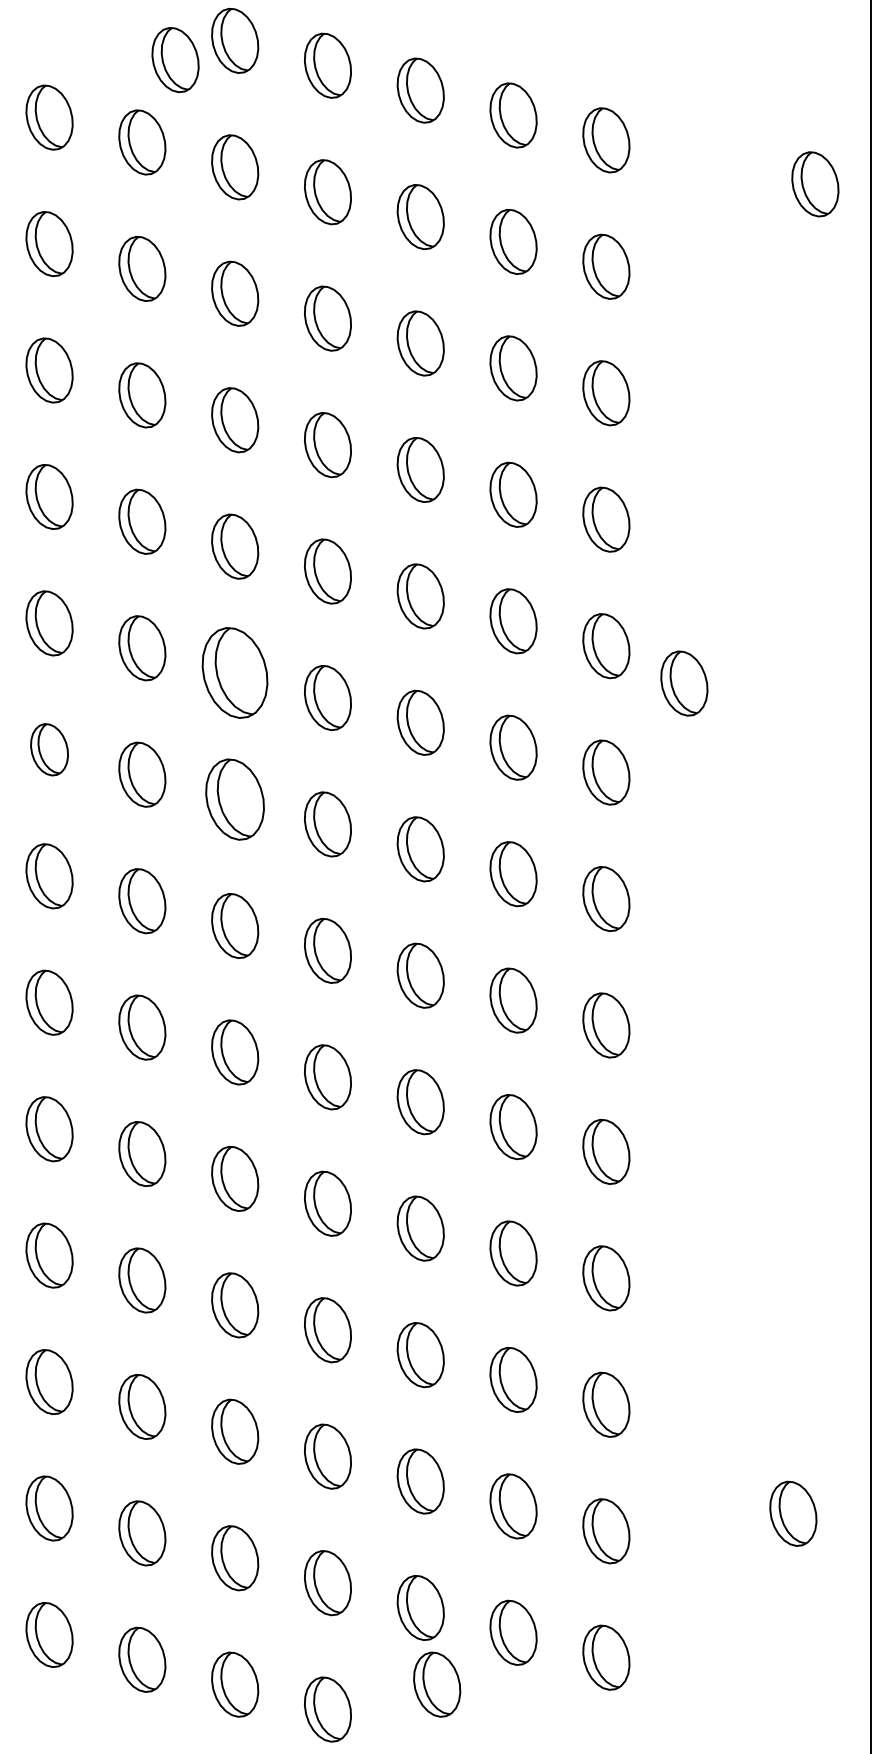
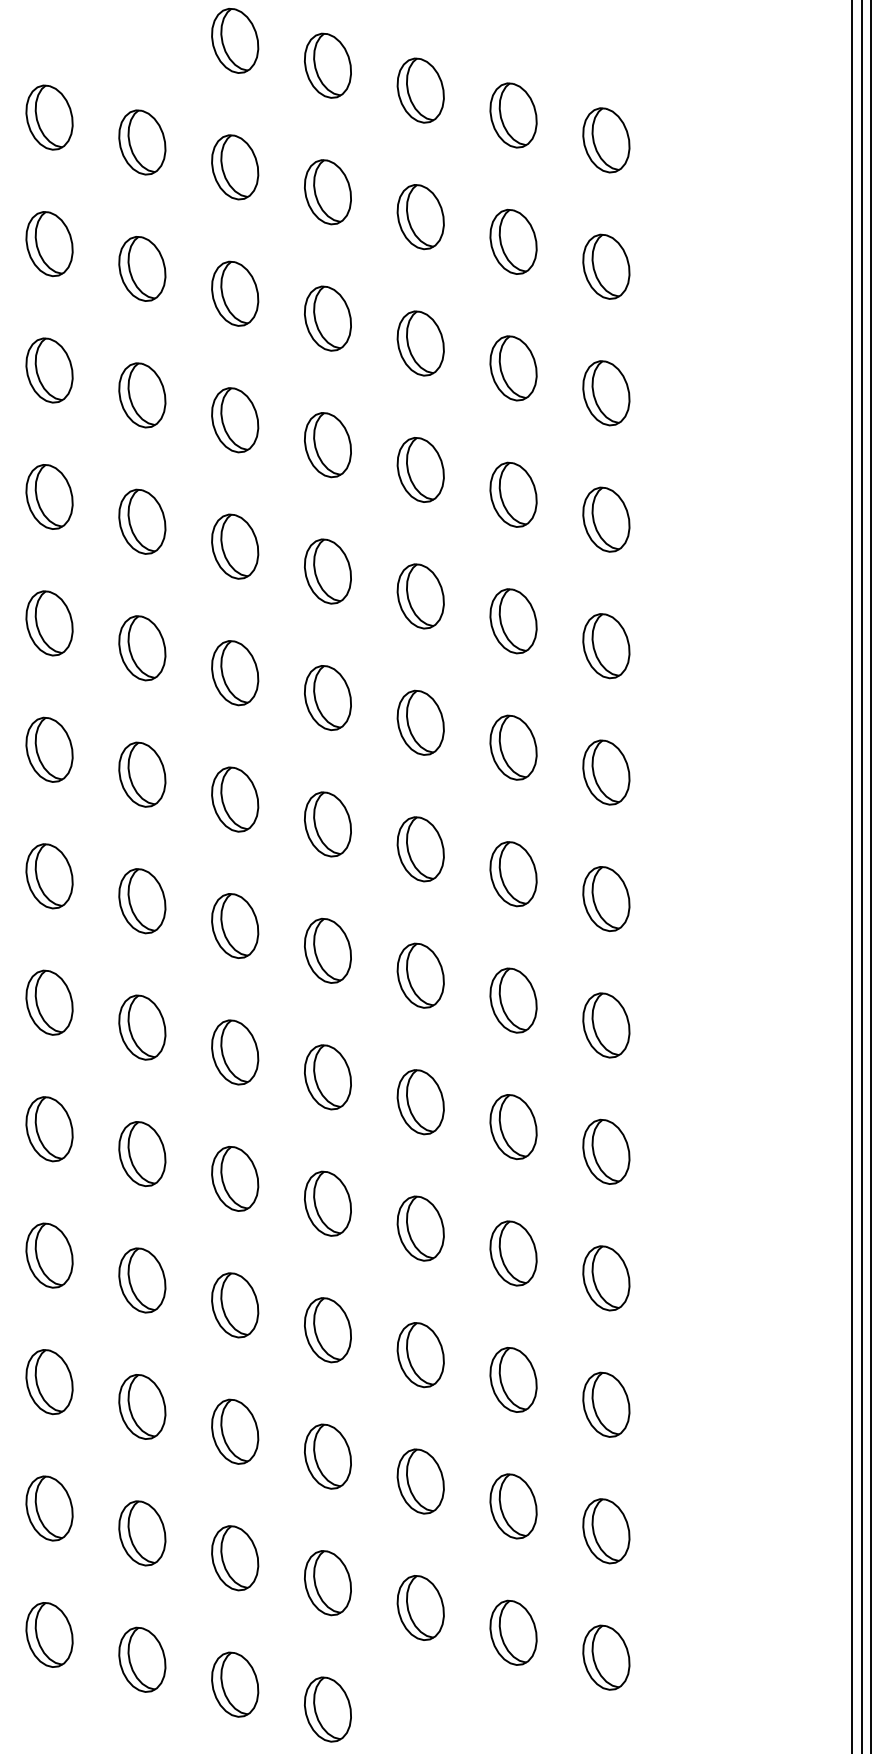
part: present -> none (175, 60)
part: present -> none (815, 184)
part size: 68x92 px -> 49x67 px (235, 673)
part: present -> none (684, 683)
part size: 39x54 px -> 49x67 px (49, 749)
part size: 60x83 px -> 49x67 px (235, 799)
line: none -> present (852, 876)
line: none -> present (861, 876)
part: present -> none (793, 1513)
part: present -> none (437, 1684)
